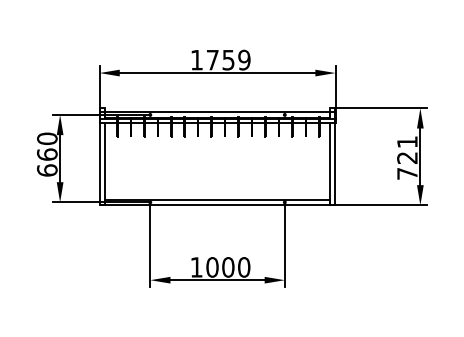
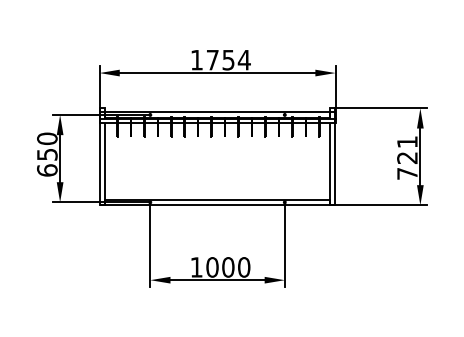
text: 1759 -> 1754 (243, 59)
text: 660 -> 650 (47, 154)
